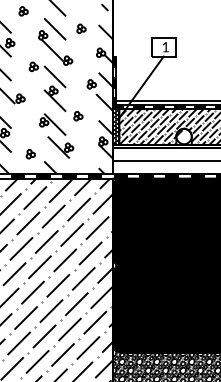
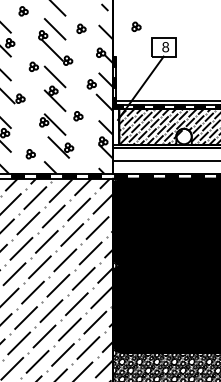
part: none -> present (136, 26)
text: 1 -> 8 (165, 47)
hatch: present -> none (116, 126)
